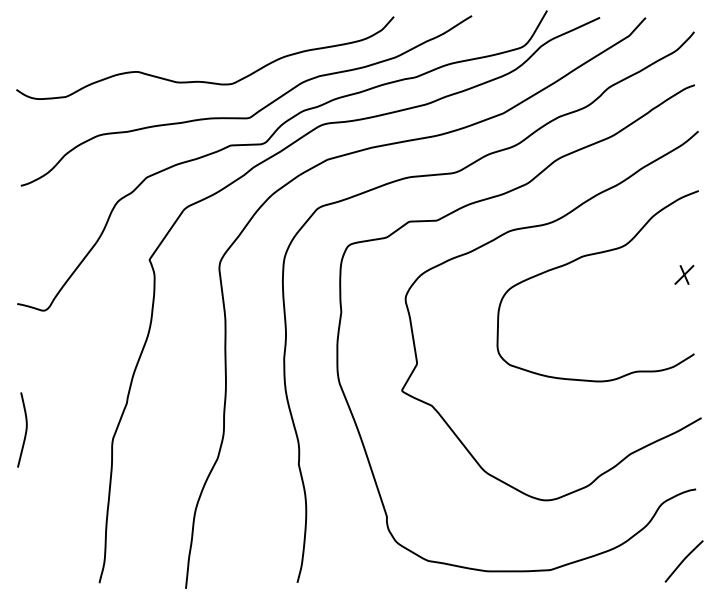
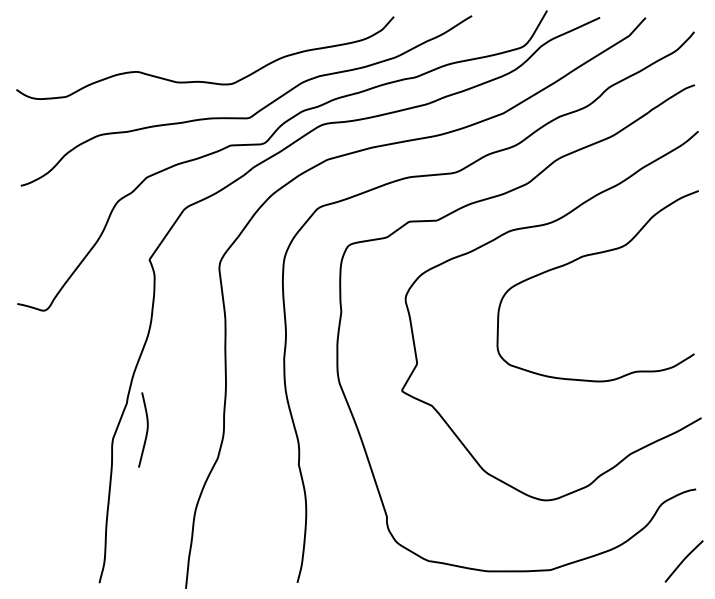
part: present -> none (684, 274)
curve position: (25, 429) -> (146, 429) (146, 429)
